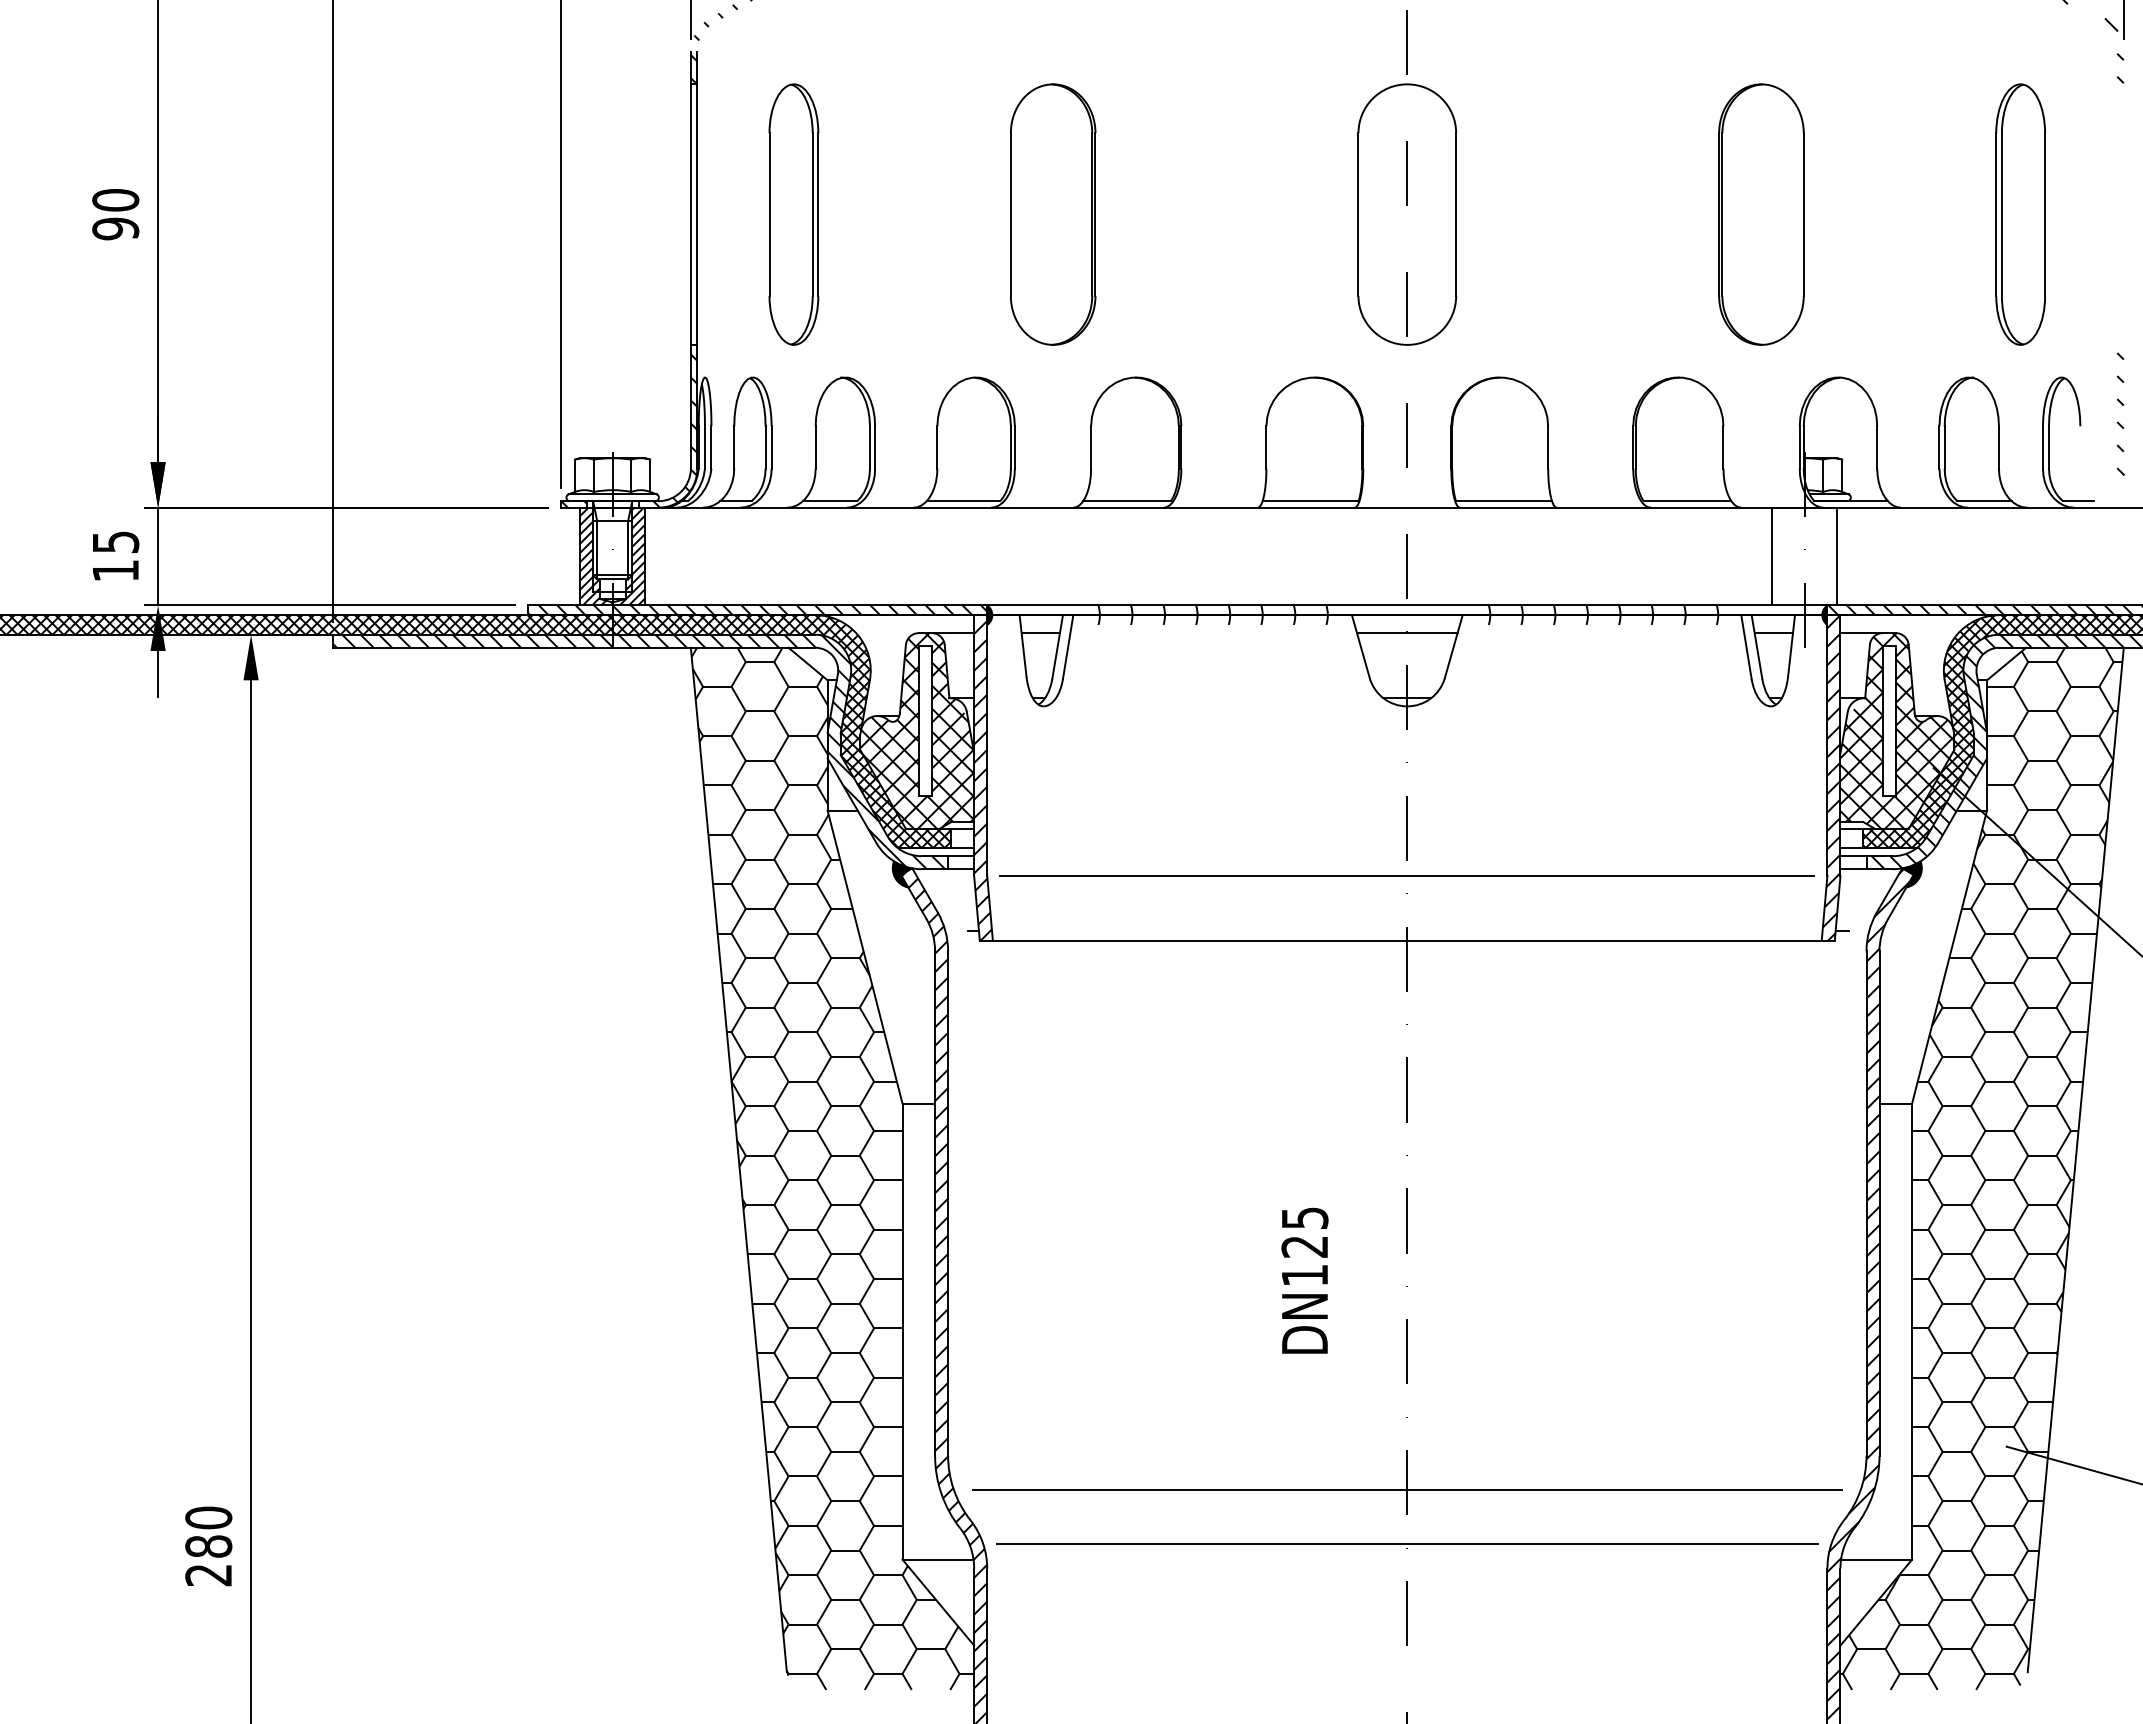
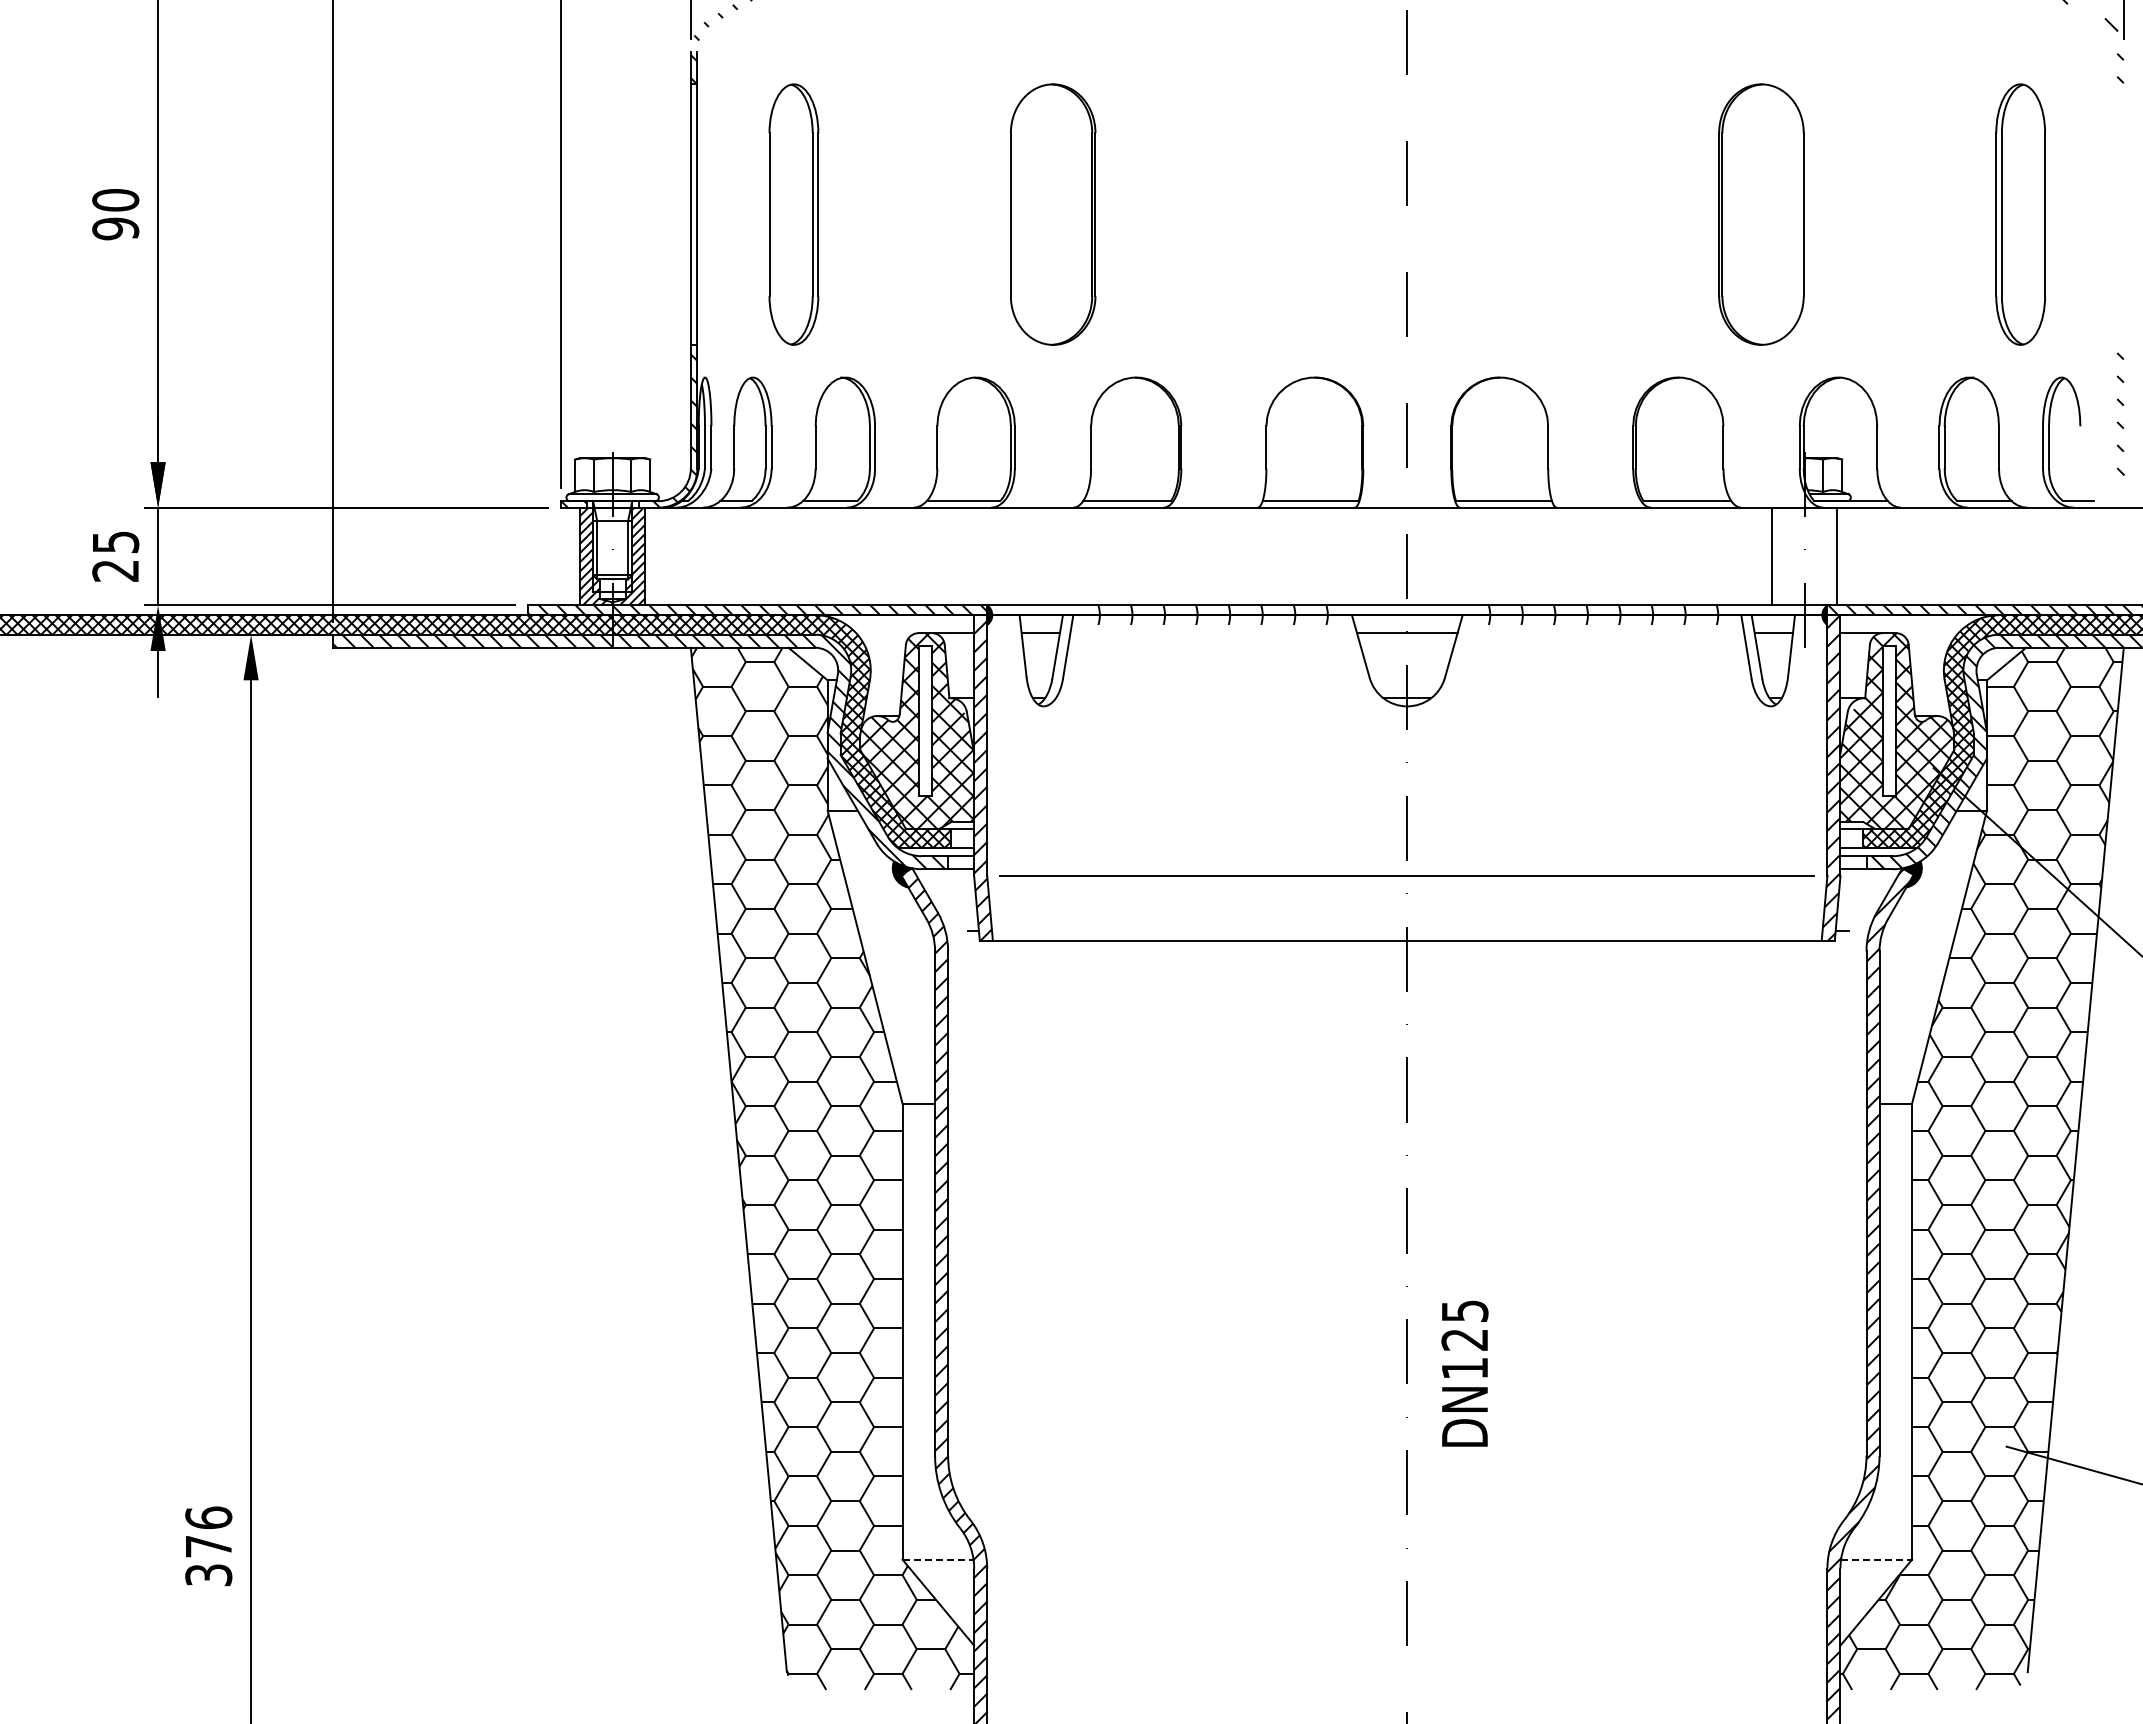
part: present -> none (1407, 214)
text: 15 -> 25 (115, 570)
text position: (1304, 1280) -> (1464, 1373) (1464, 1373)
line: present -> none (1406, 1489)
line: present -> none (1406, 1544)
text: 280 -> 376 (208, 1546)
line: solid -> dashed (938, 1559)
line: solid -> dashed (1876, 1559)
